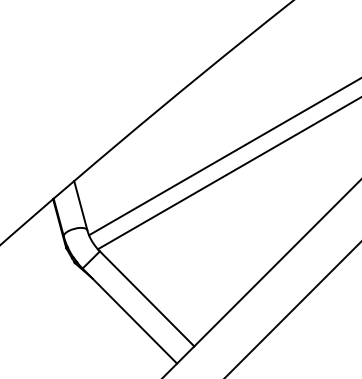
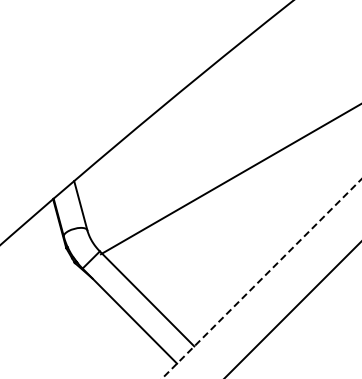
line: present -> none (223, 157)
line position: (227, 173) -> (229, 179) (229, 179)
line: solid -> dashed (262, 278)
